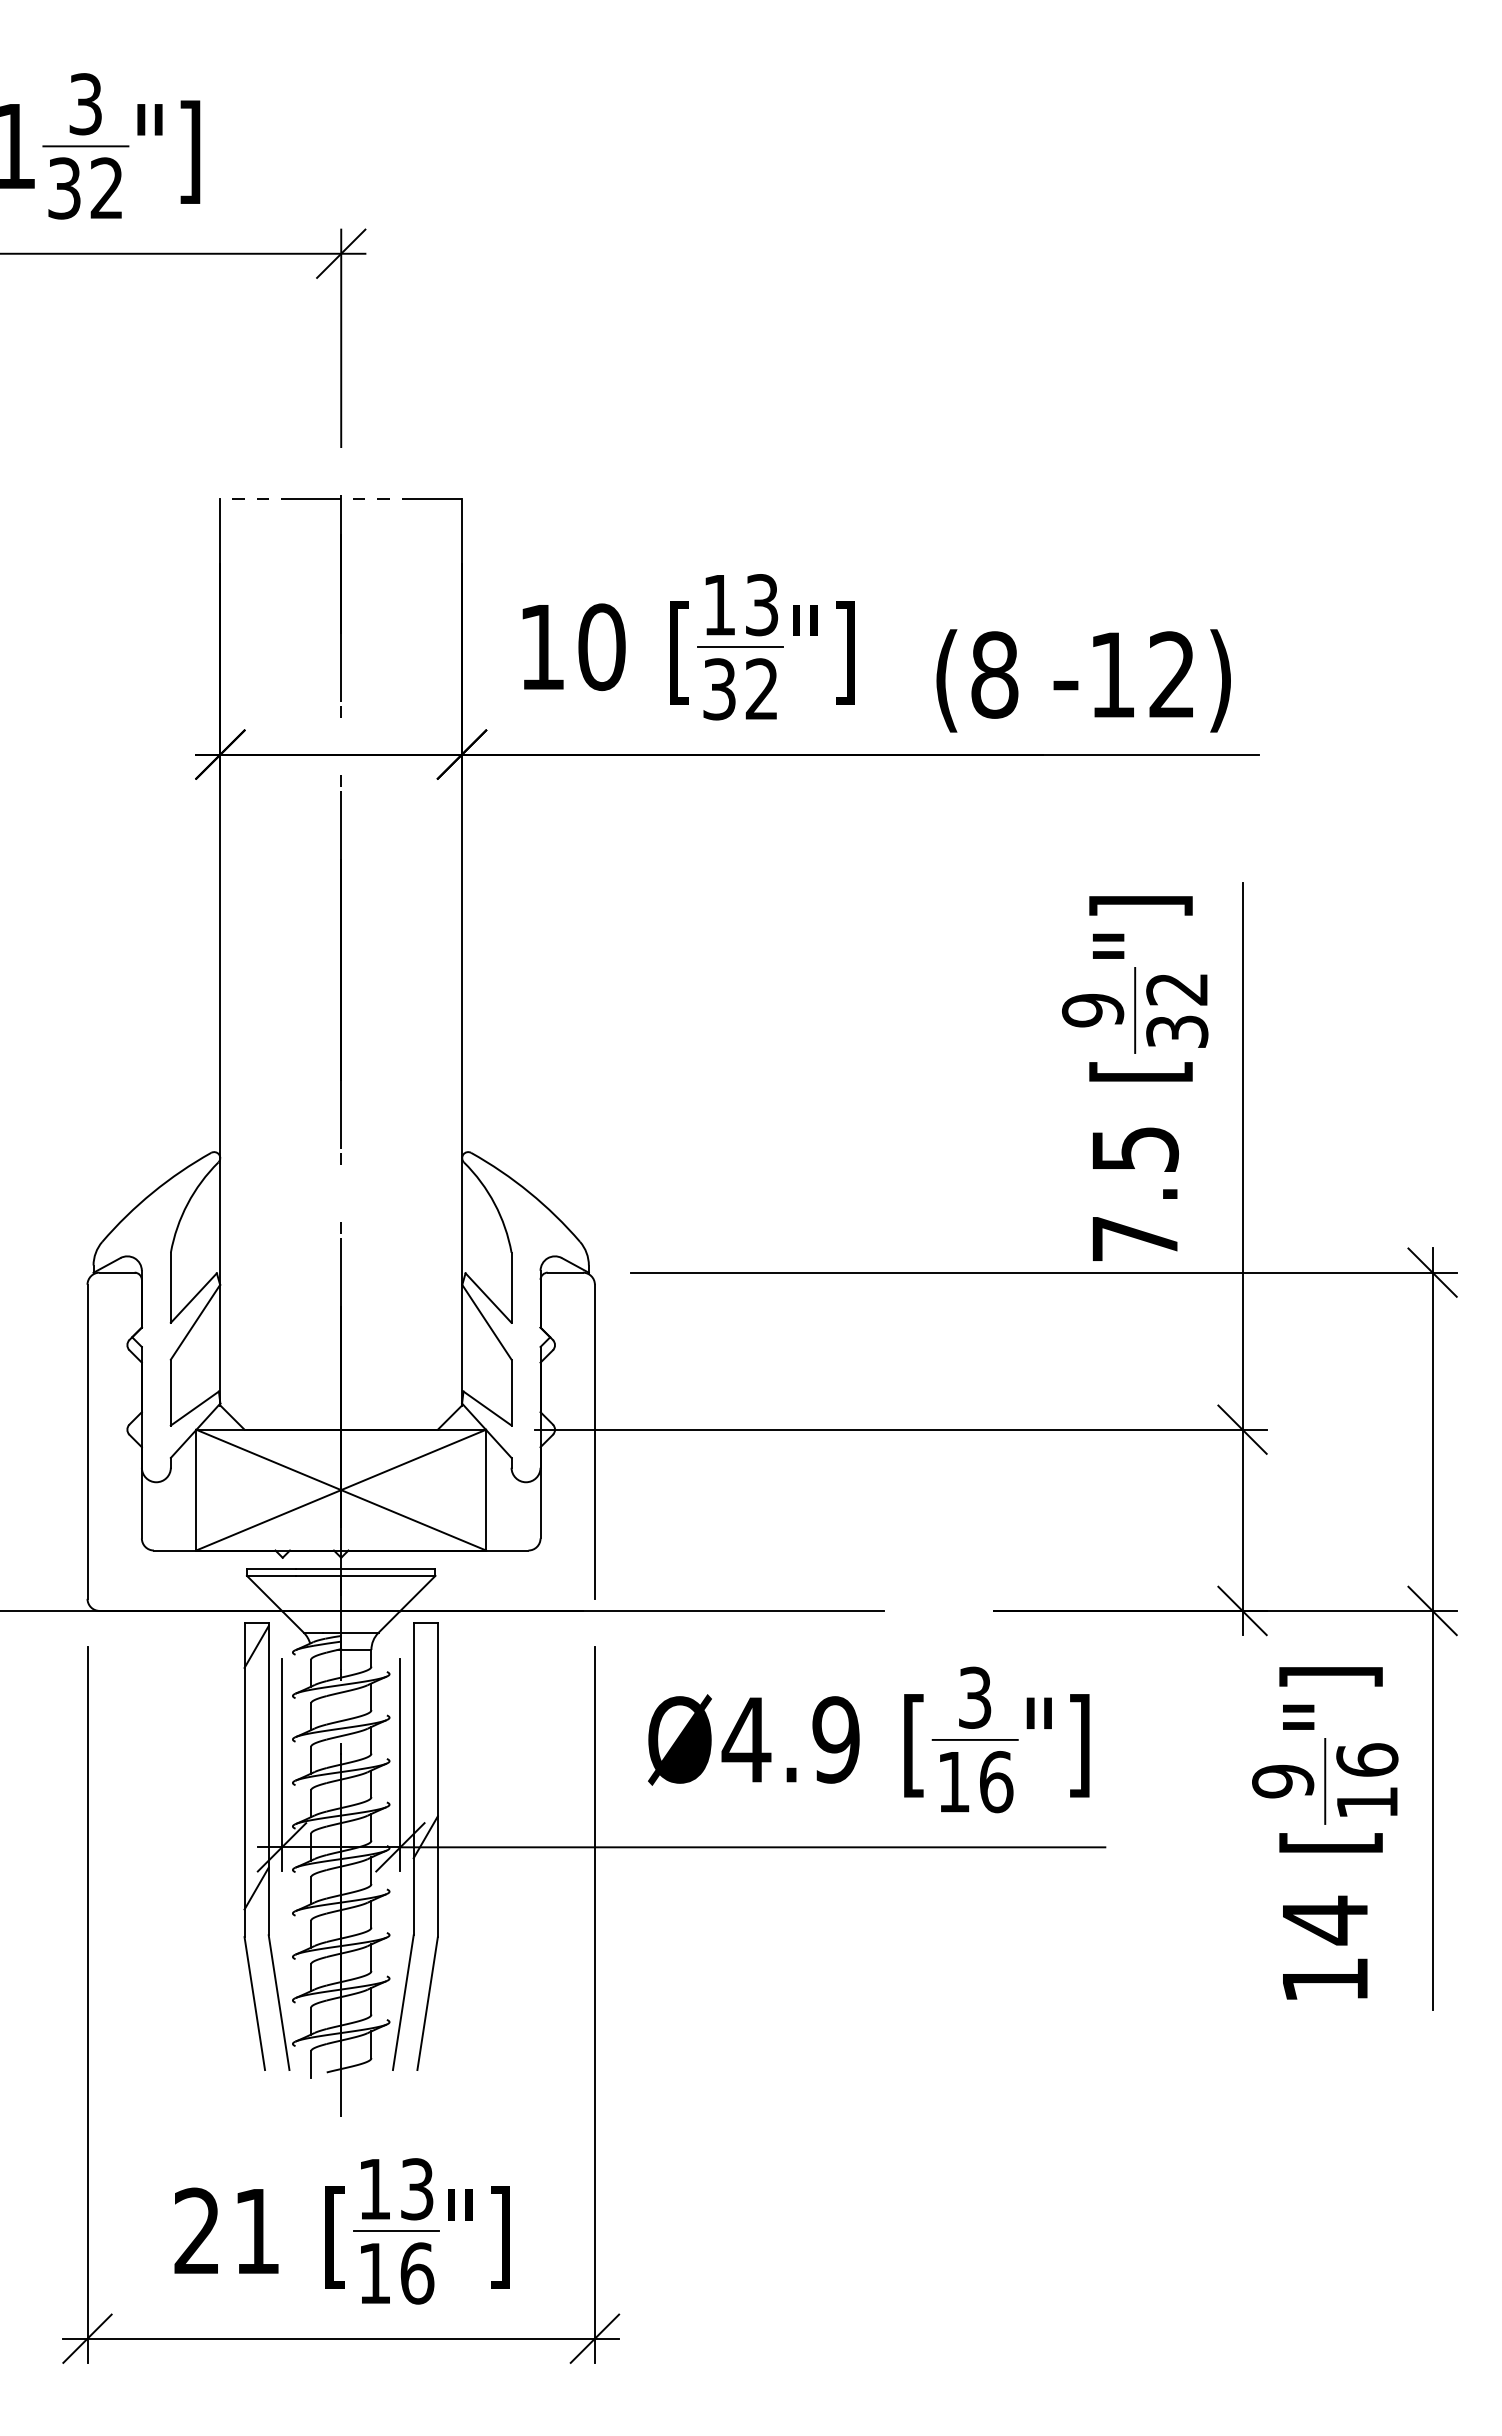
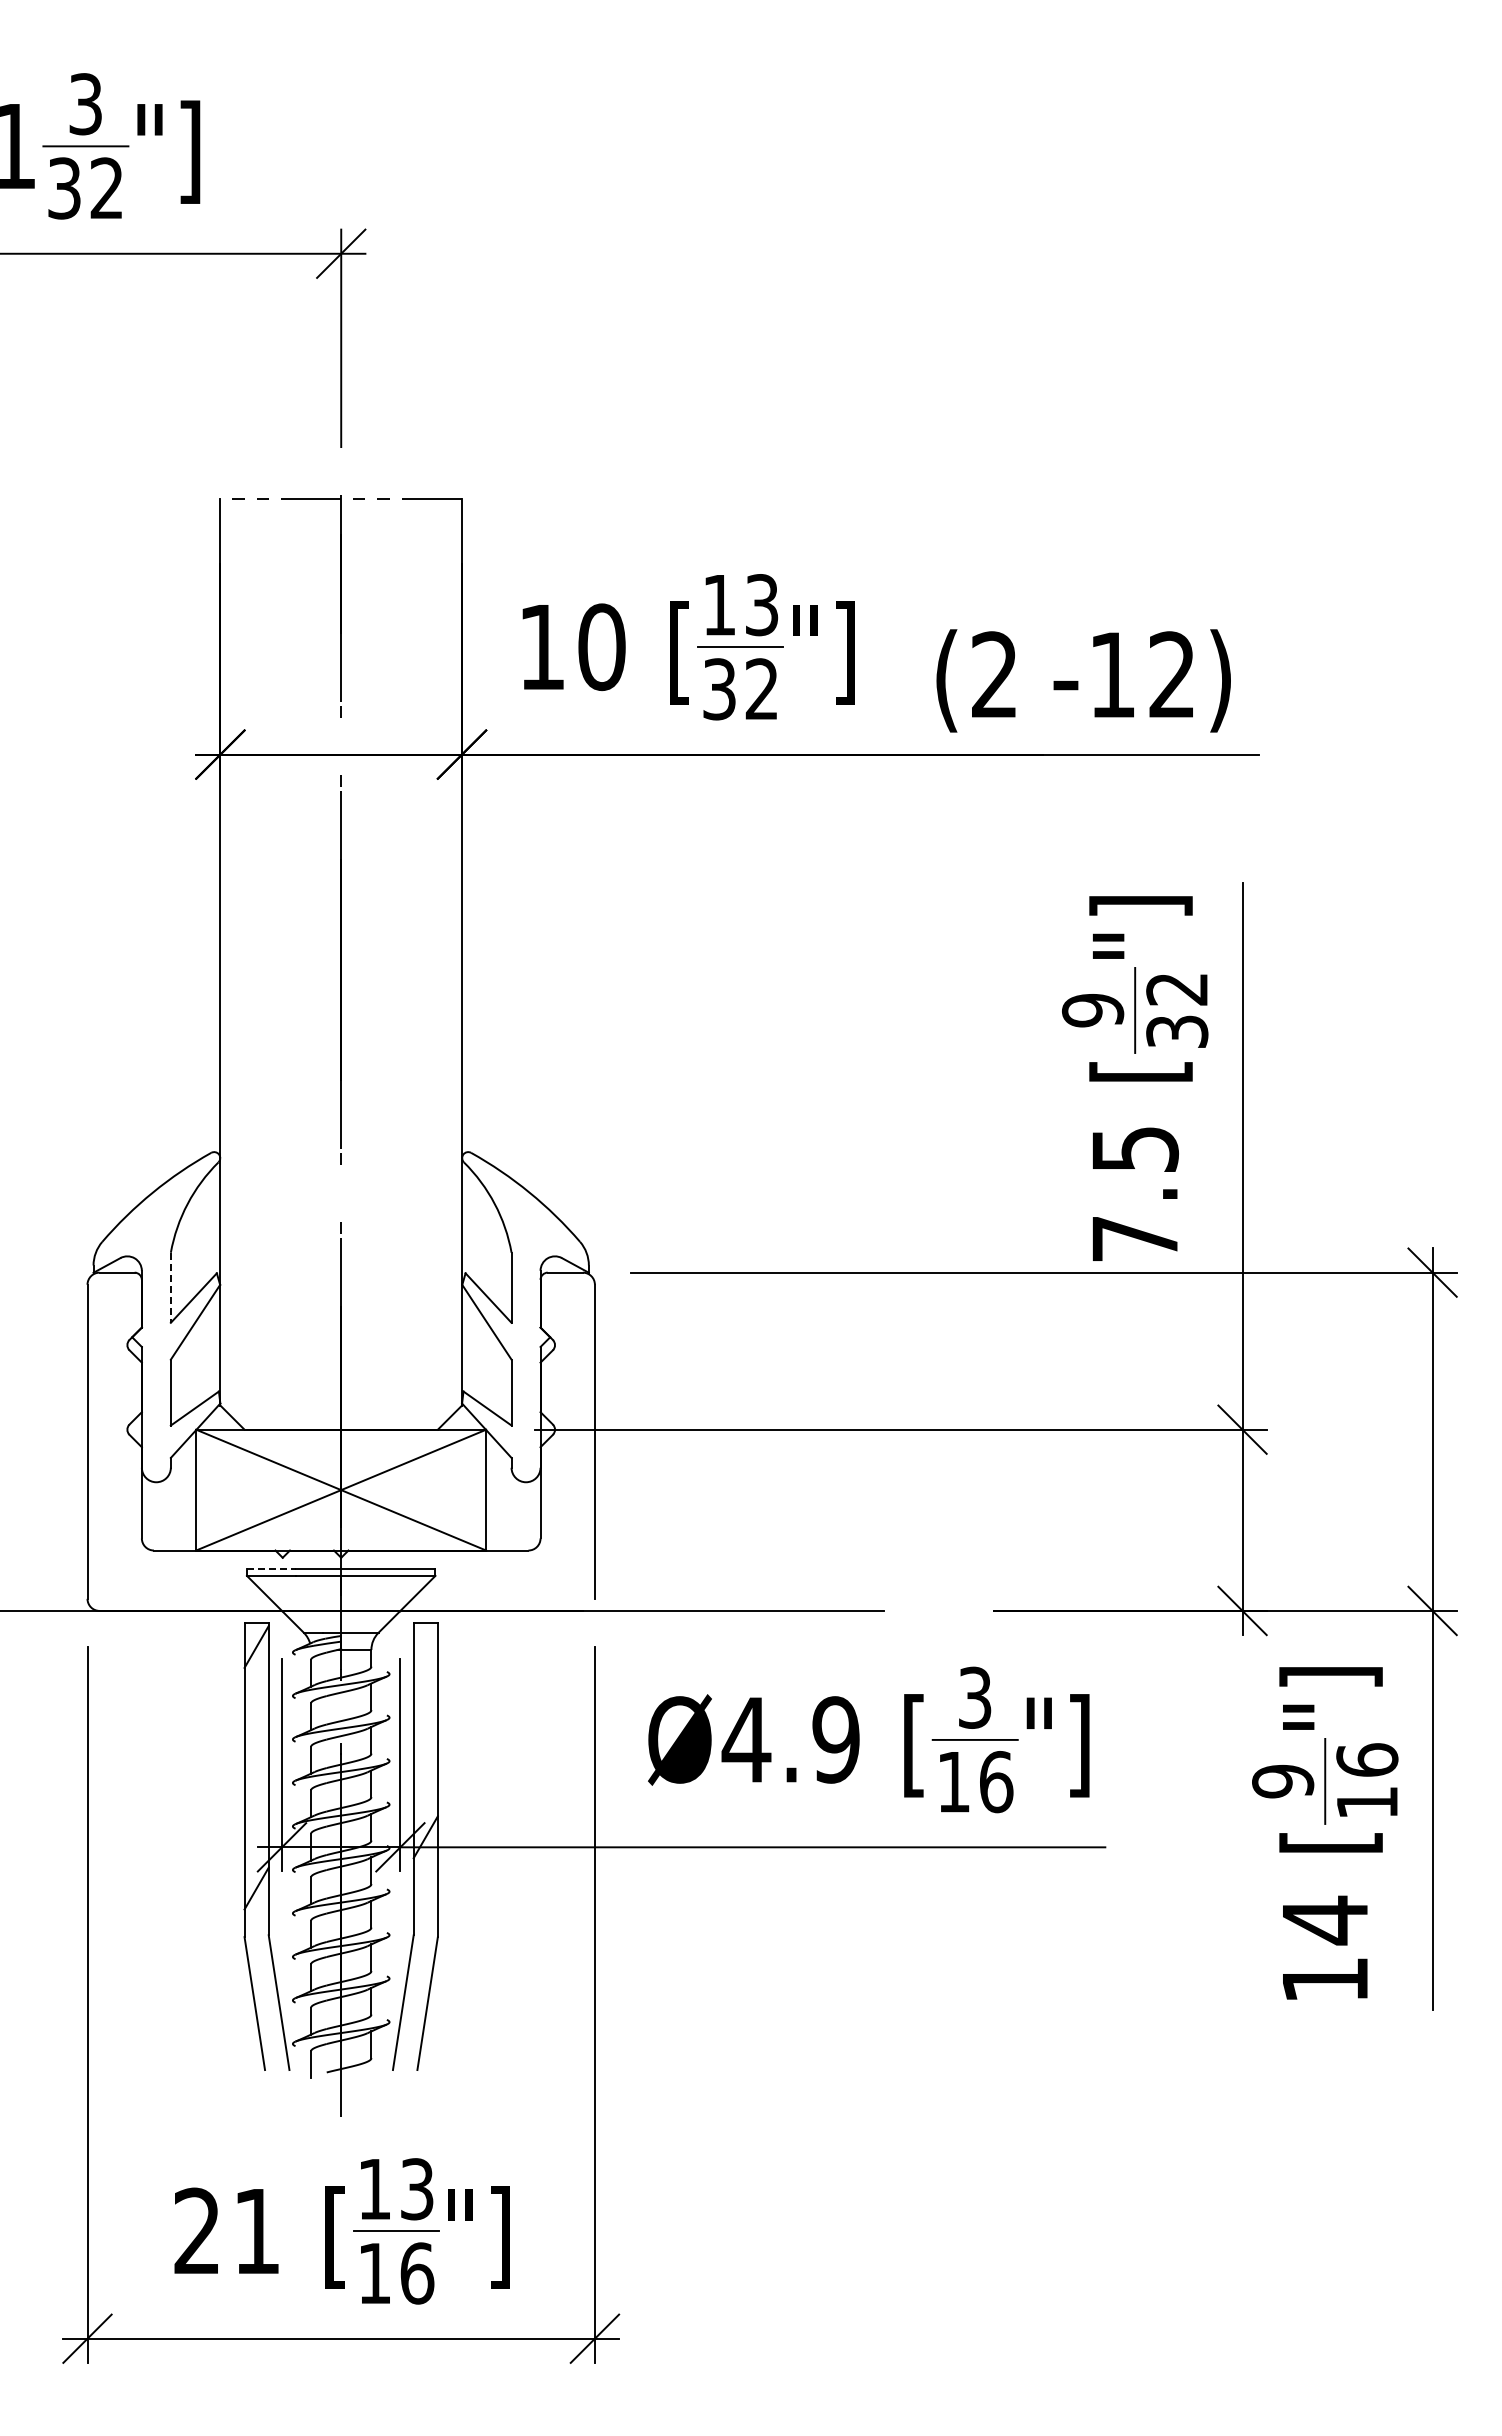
text: (8 -> (2 (994, 674)
line: solid -> dashed (170, 1288)
line: solid -> dashed (271, 1569)
